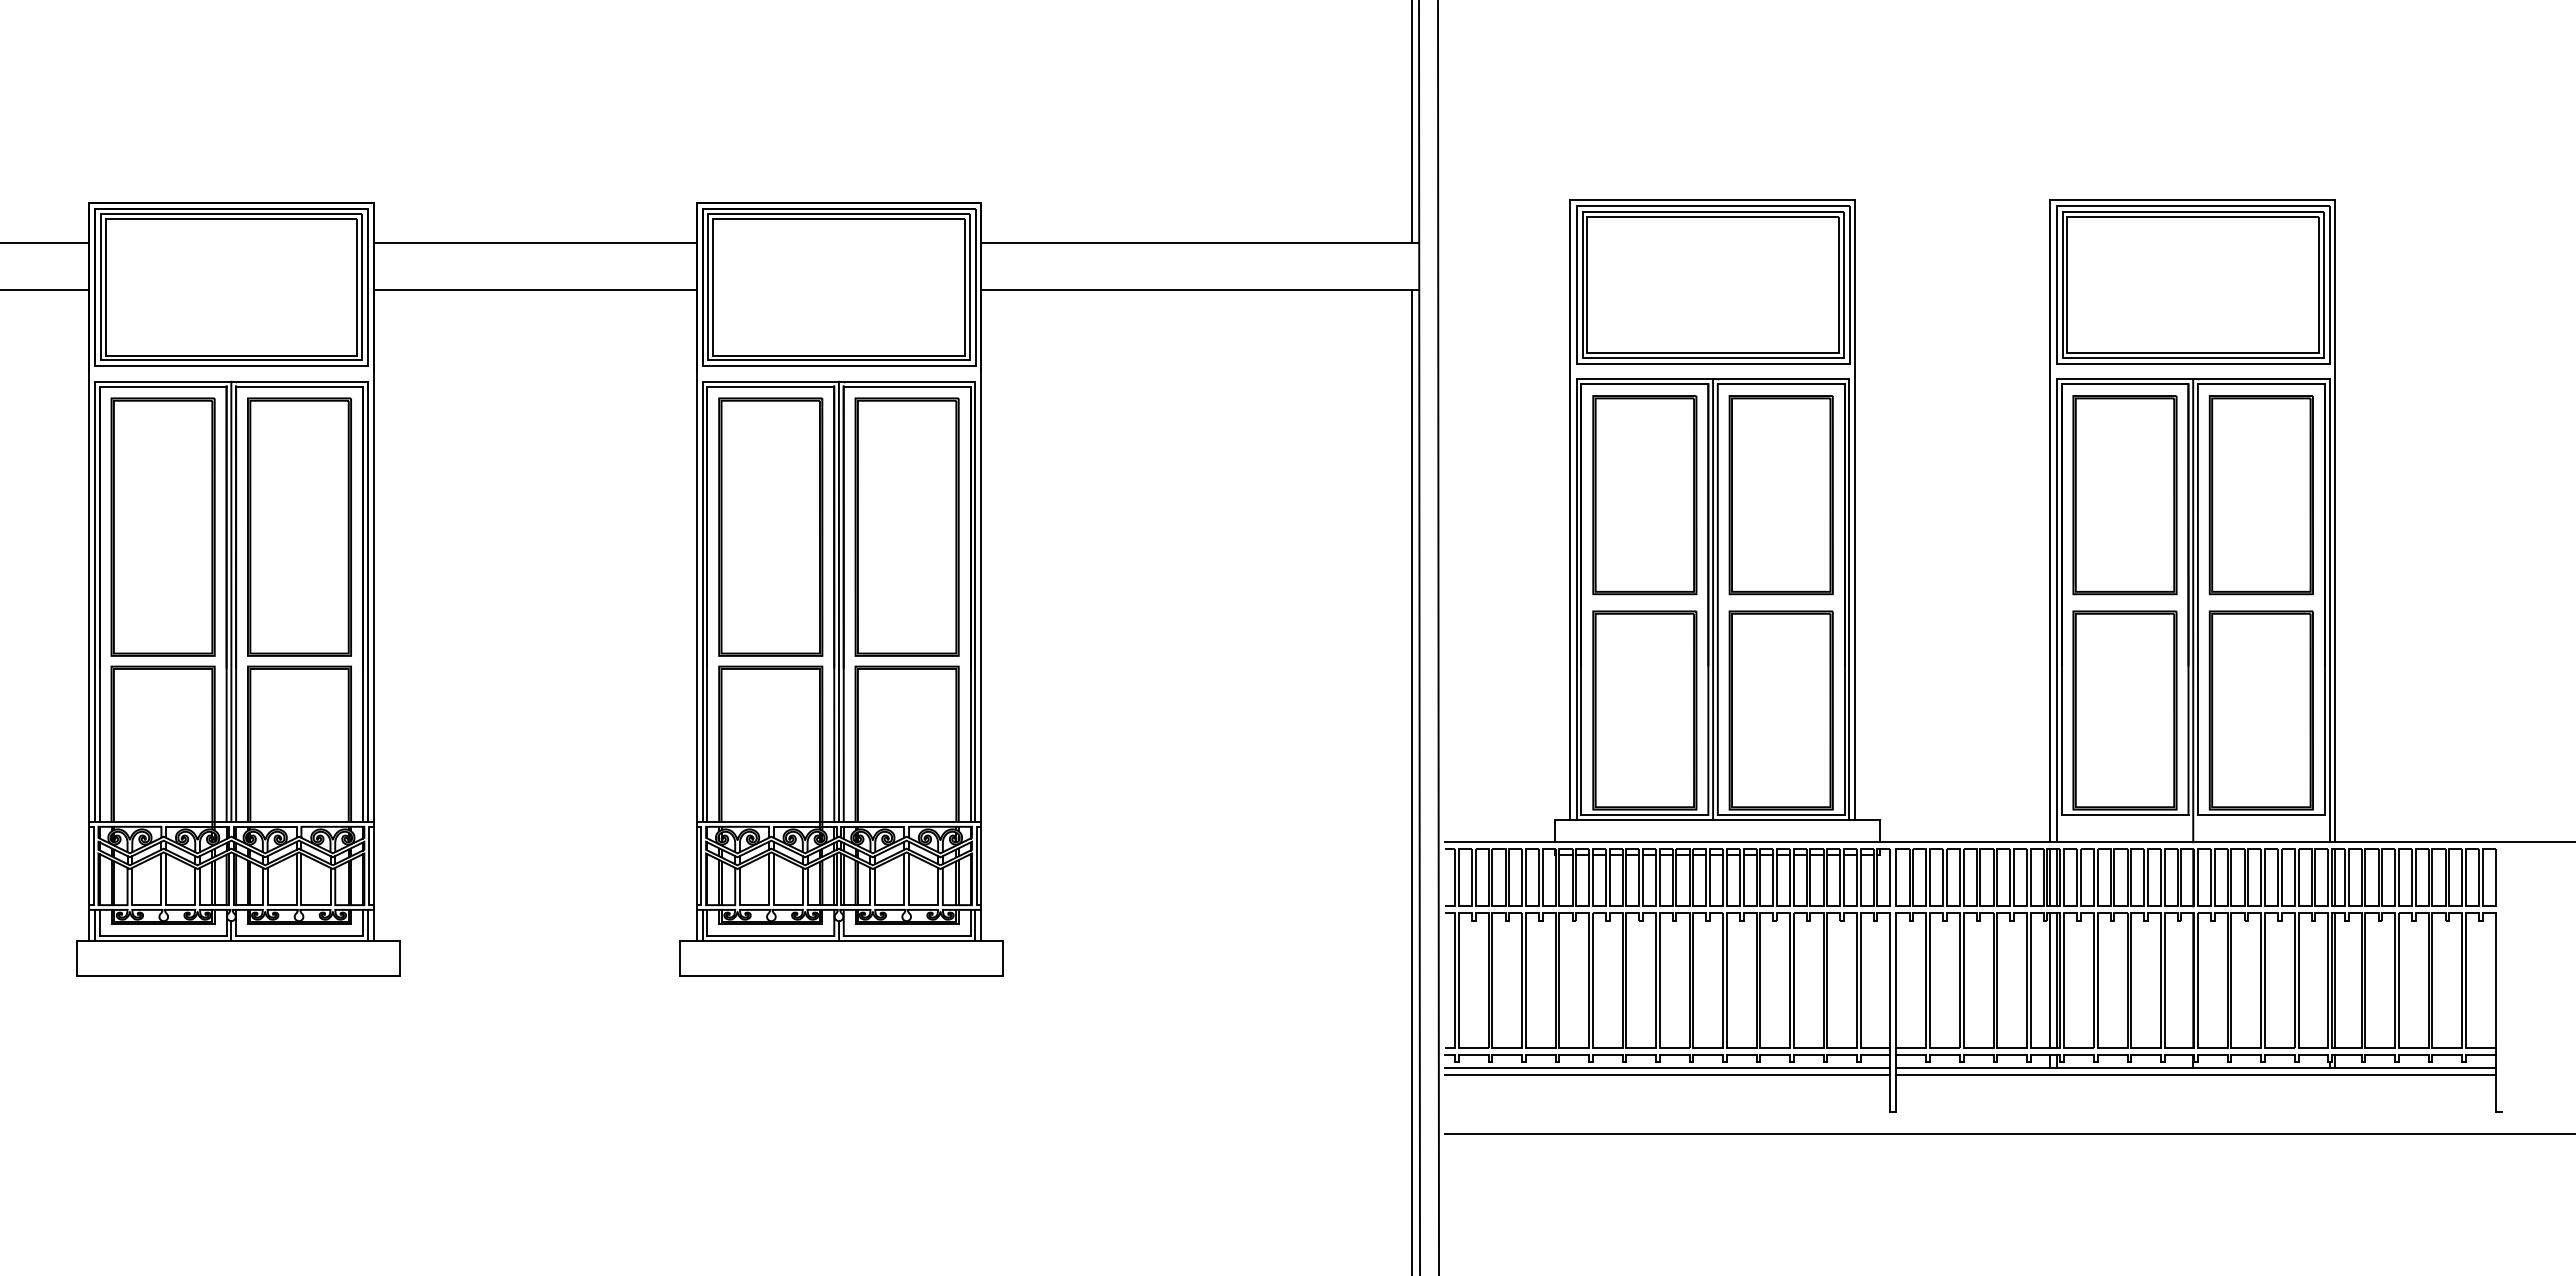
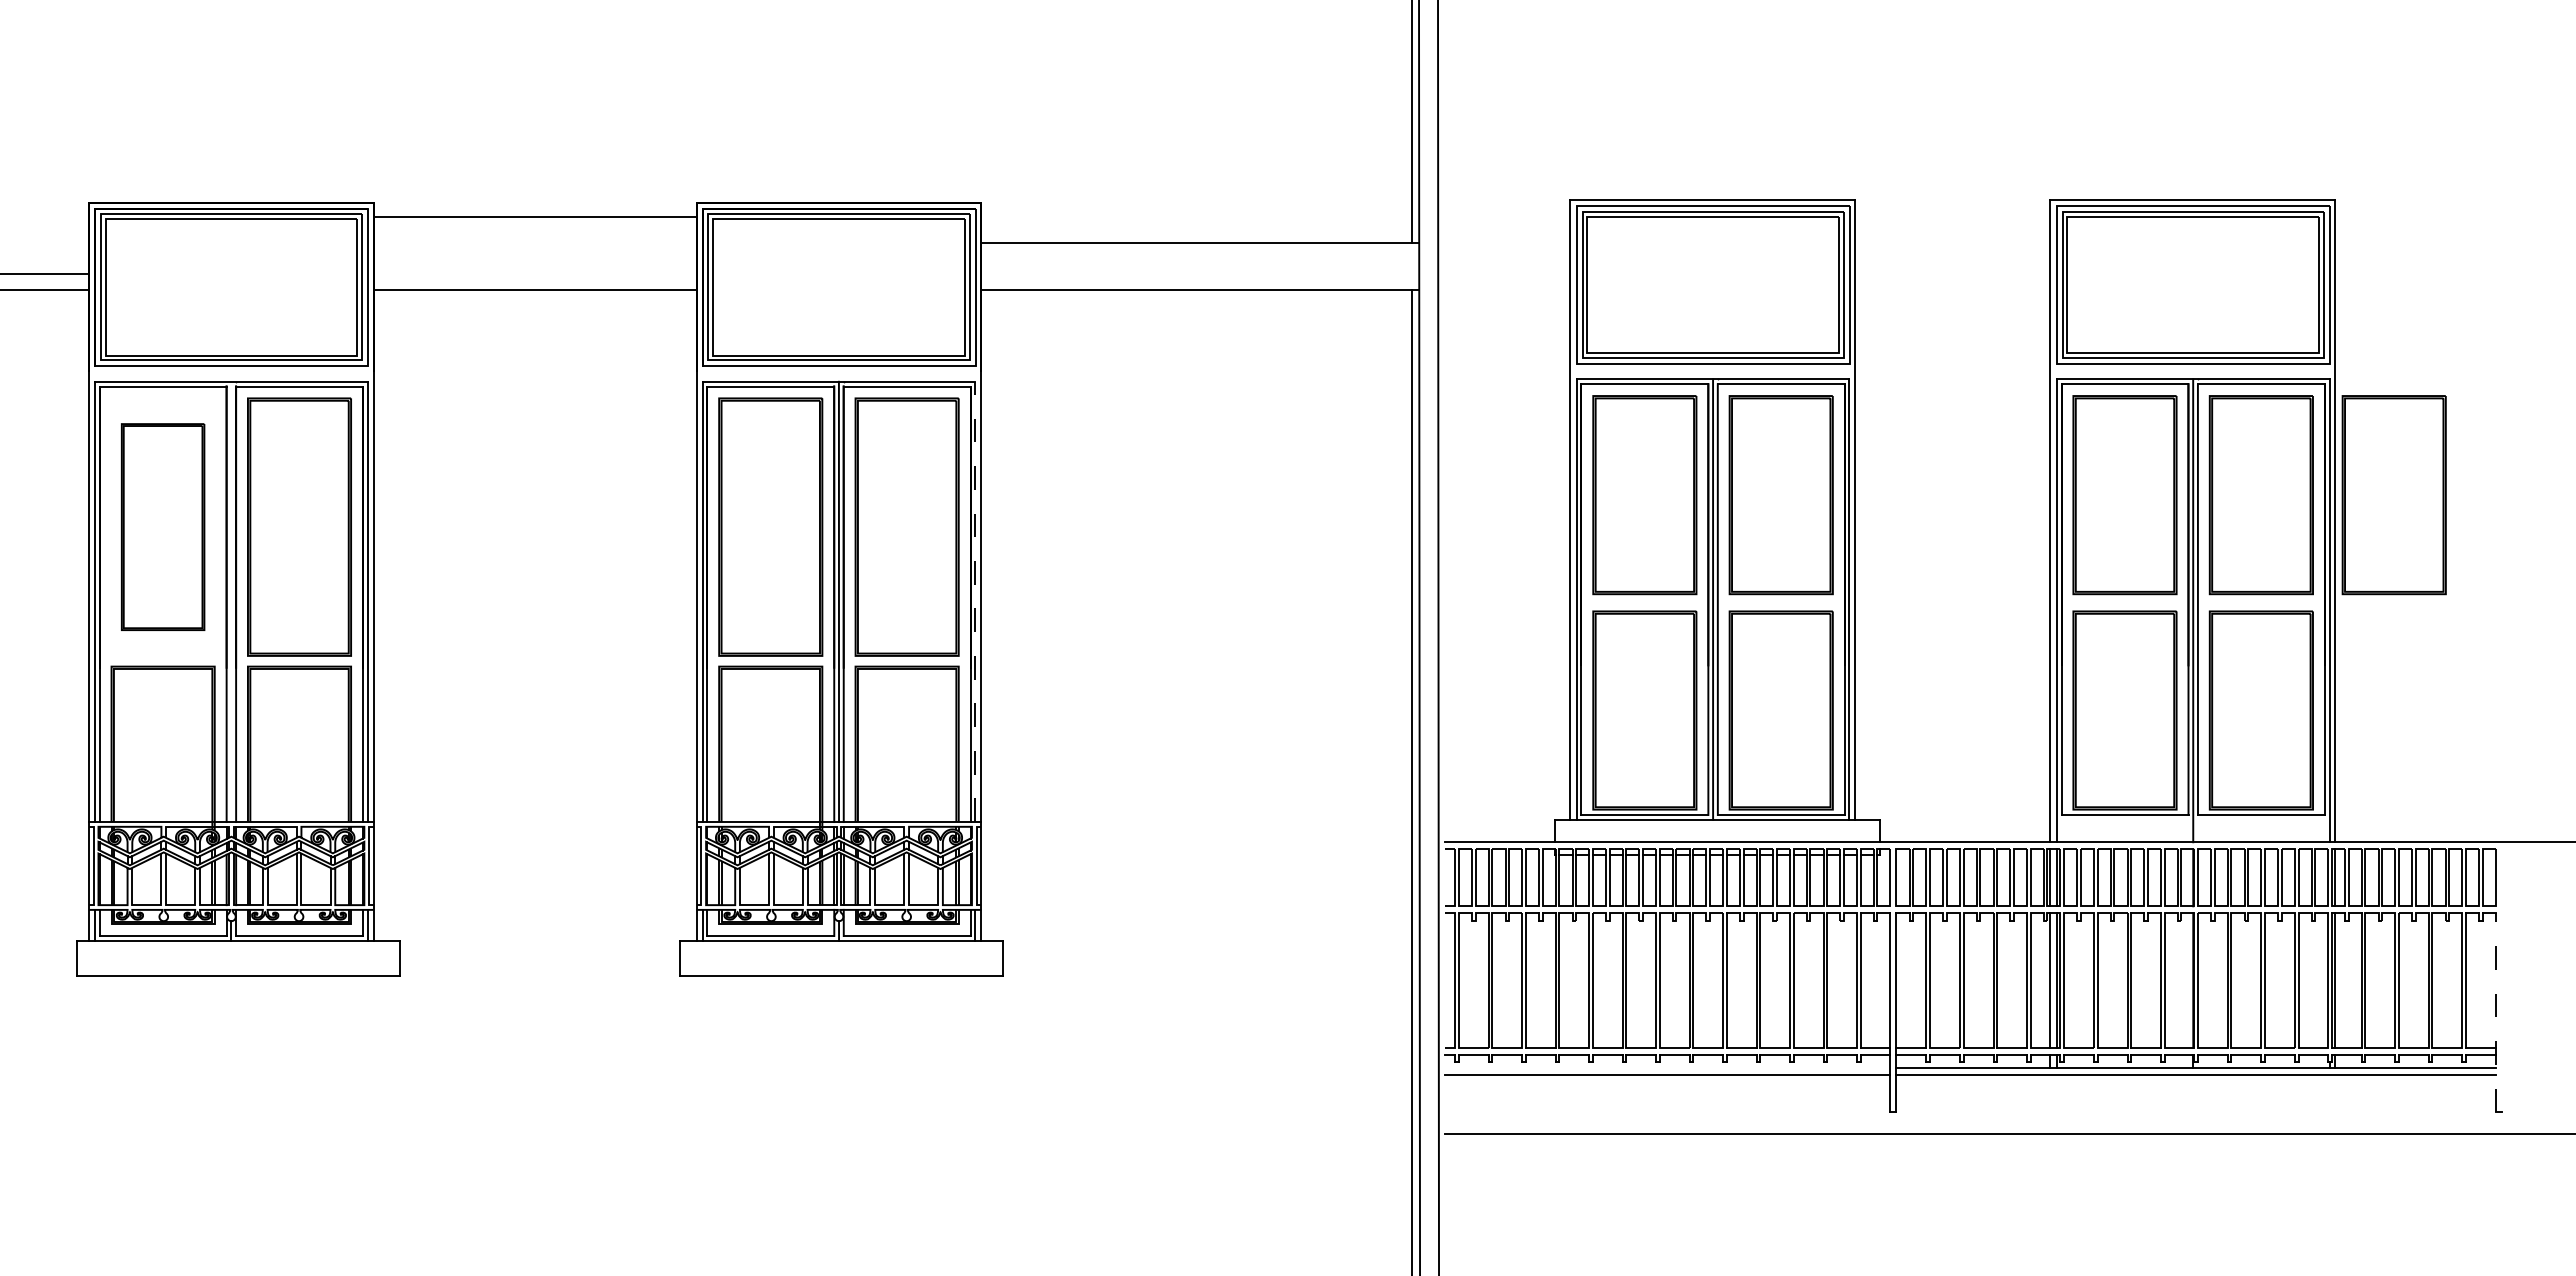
line position: (45, 242) -> (45, 273) (45, 273)
line position: (534, 242) -> (534, 216) (534, 216)
part: none -> present (2393, 495)
part size: 106x260 px -> 85x208 px (163, 526)
line: present -> none (231, 601)
line: solid -> dashed (975, 601)
line: solid -> dashed (2495, 1012)
line: present -> none (1667, 1067)
